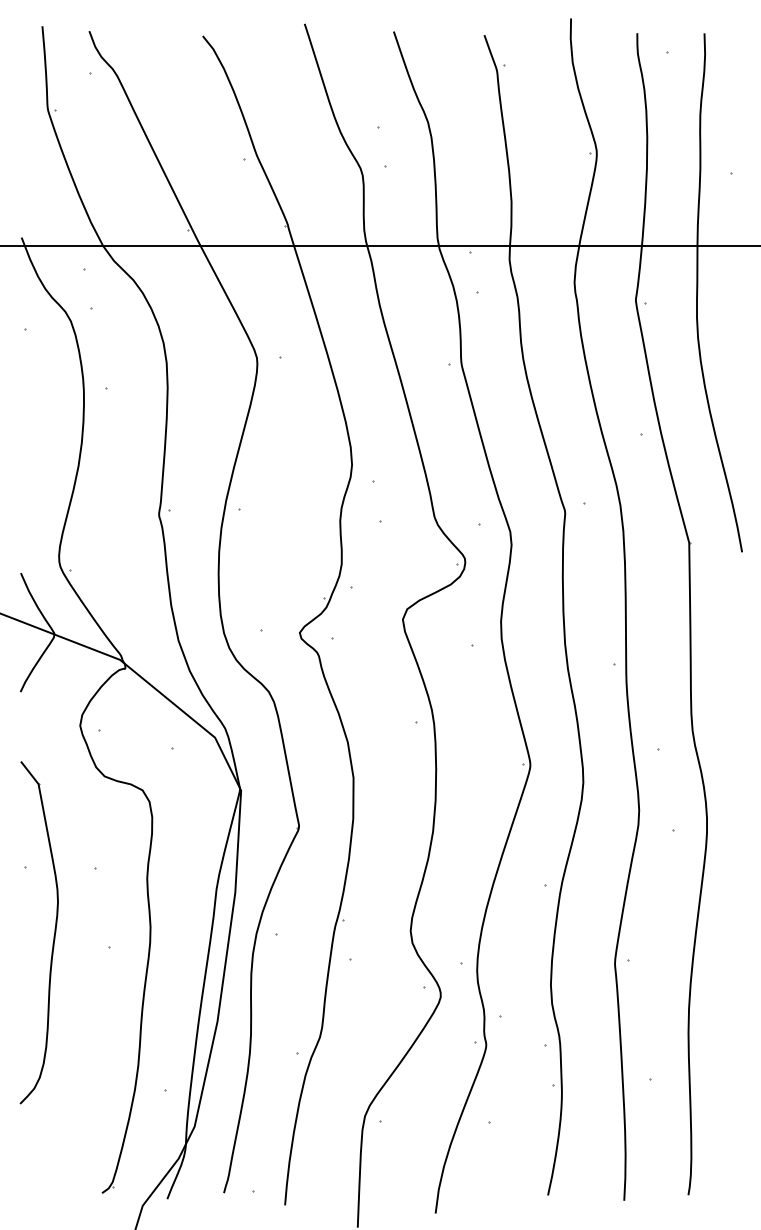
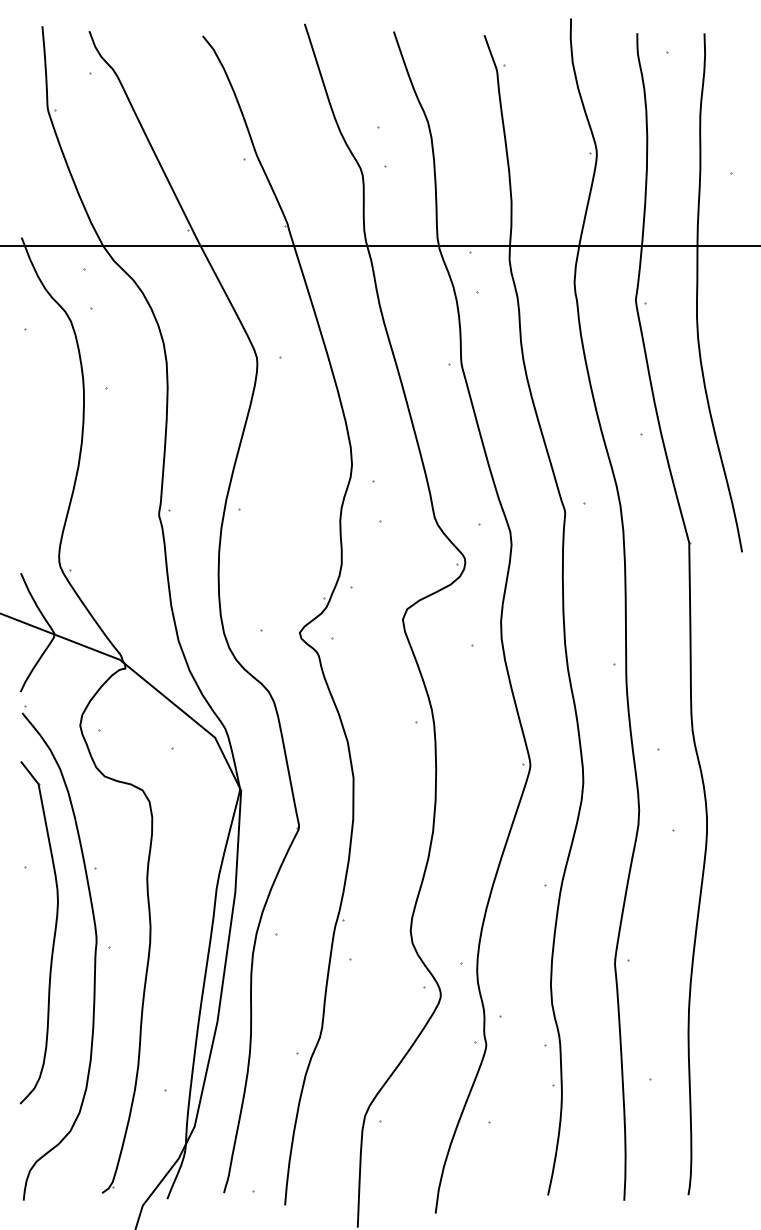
part: none -> present (94, 952)
